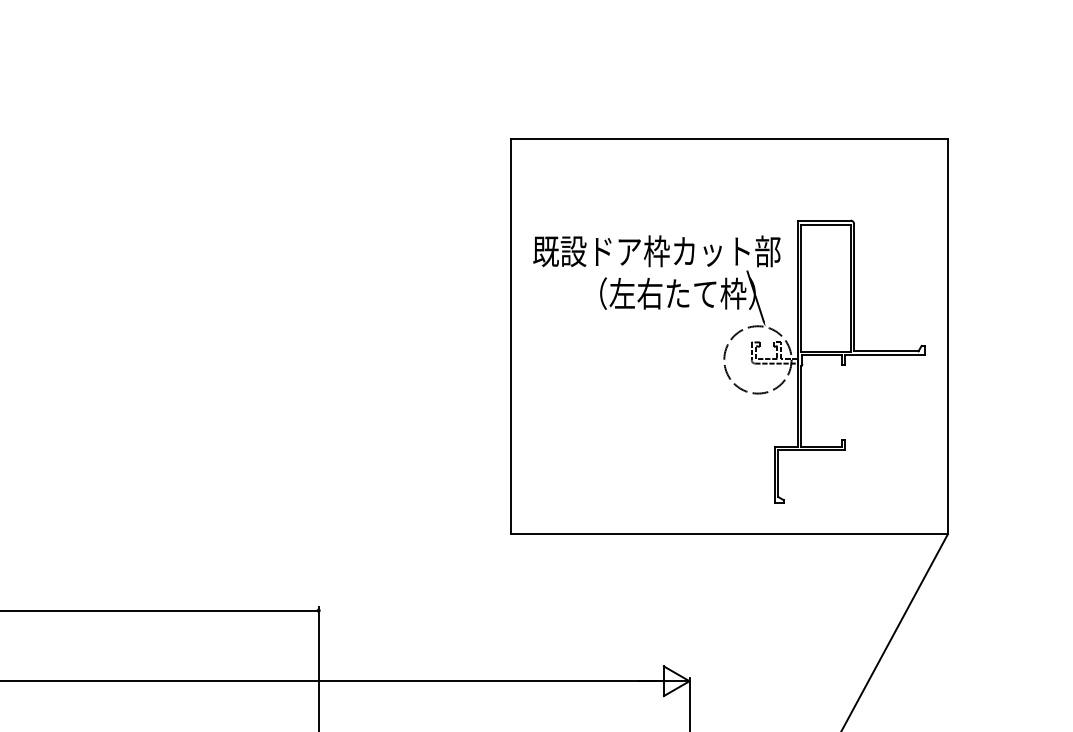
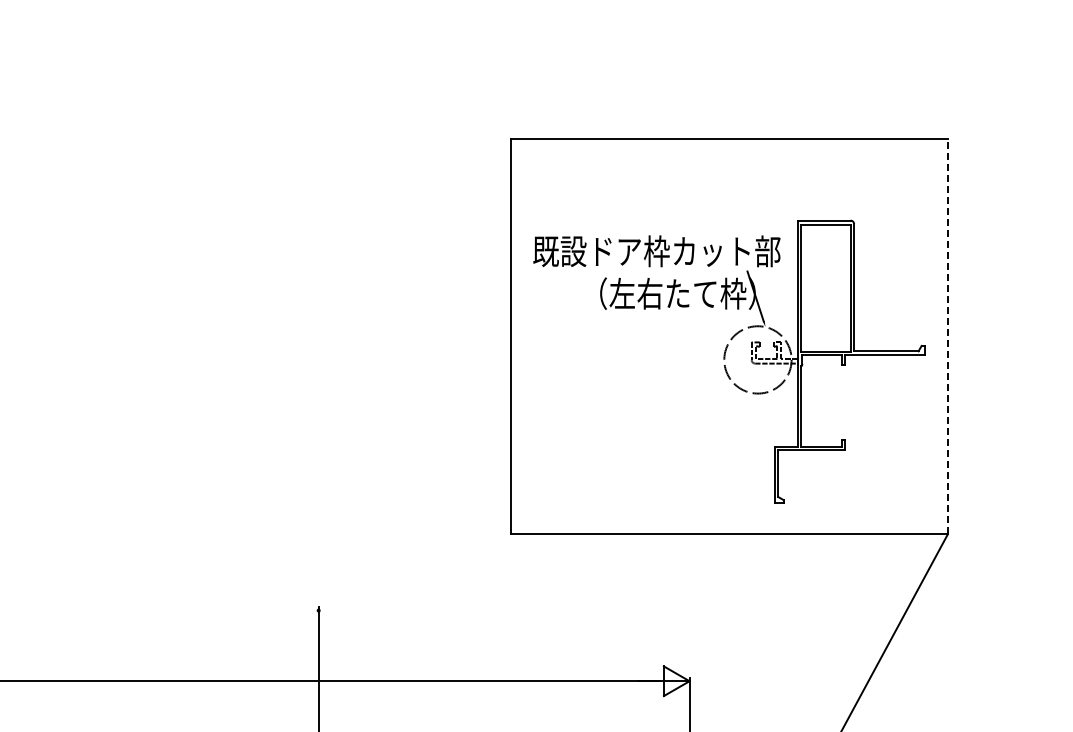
line: solid -> dashed (947, 336)
line: present -> none (160, 610)
